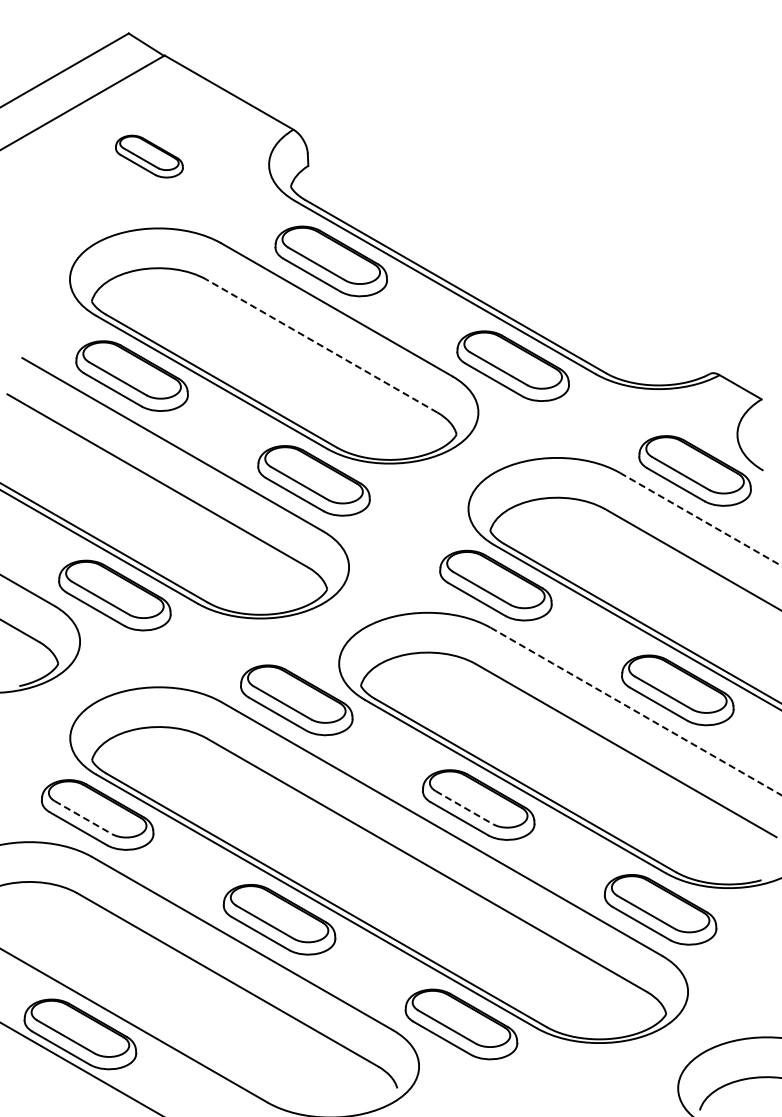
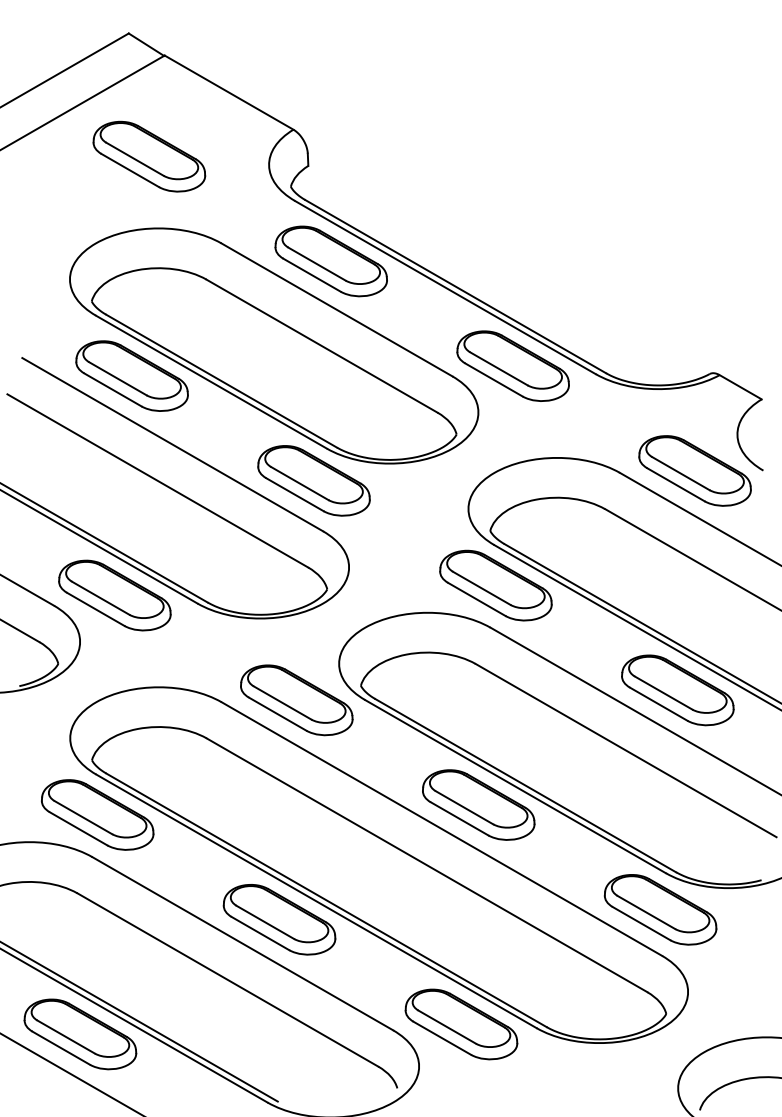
part size: 69x45 px -> 115x73 px (149, 156)
line: dashed -> solid (321, 345)
line: dashed -> solid (701, 519)
line: dashed -> solid (636, 711)
line: dashed -> solid (464, 807)
line: dashed -> solid (83, 817)
line: none -> present (139, 1021)
line position: (80, 1068) -> (70, 1073) (70, 1073)
